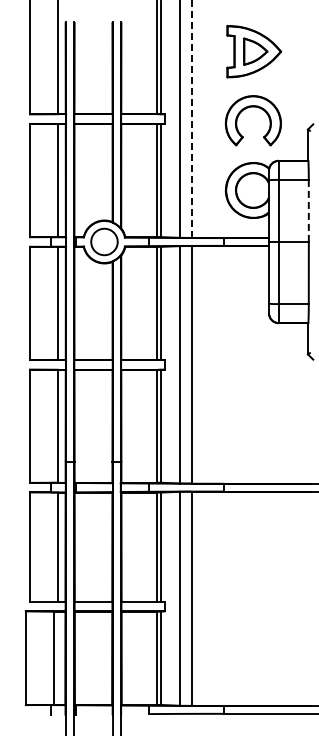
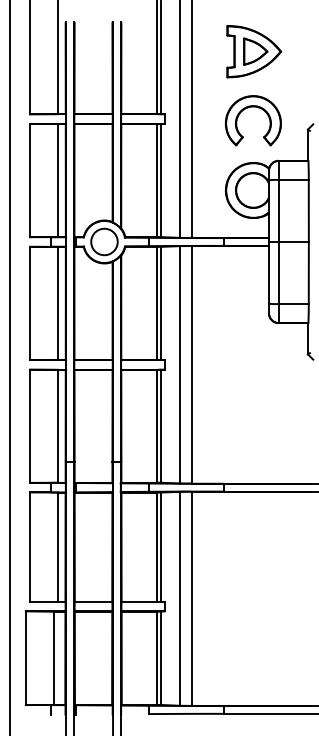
line: dashed -> solid (191, 119)
line: dashed -> solid (308, 211)
line: none -> present (9, 367)
